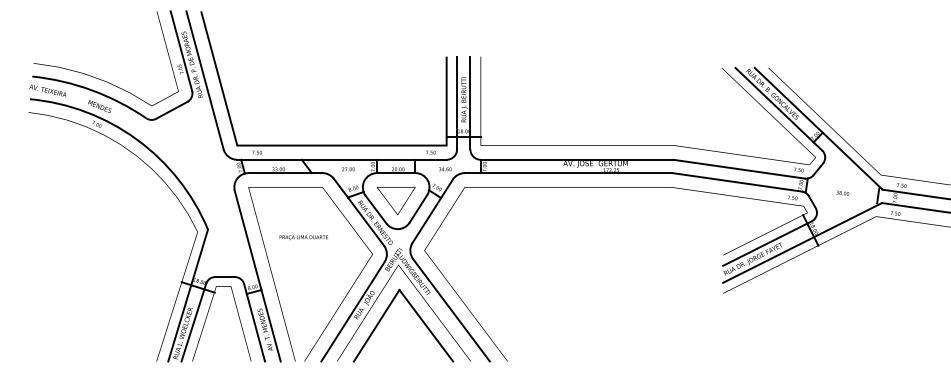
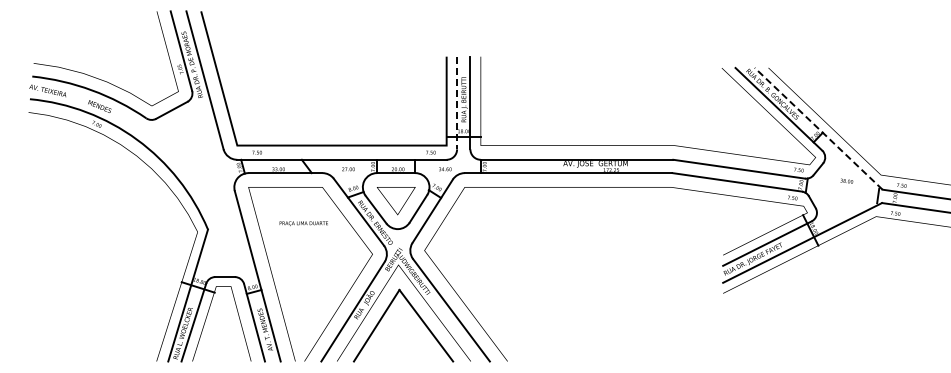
line: solid -> dashed (457, 103)
line: solid -> dashed (818, 128)
text position: (842, 192) -> (846, 180) (846, 180)
text position: (303, 237) -> (303, 223) (303, 223)
